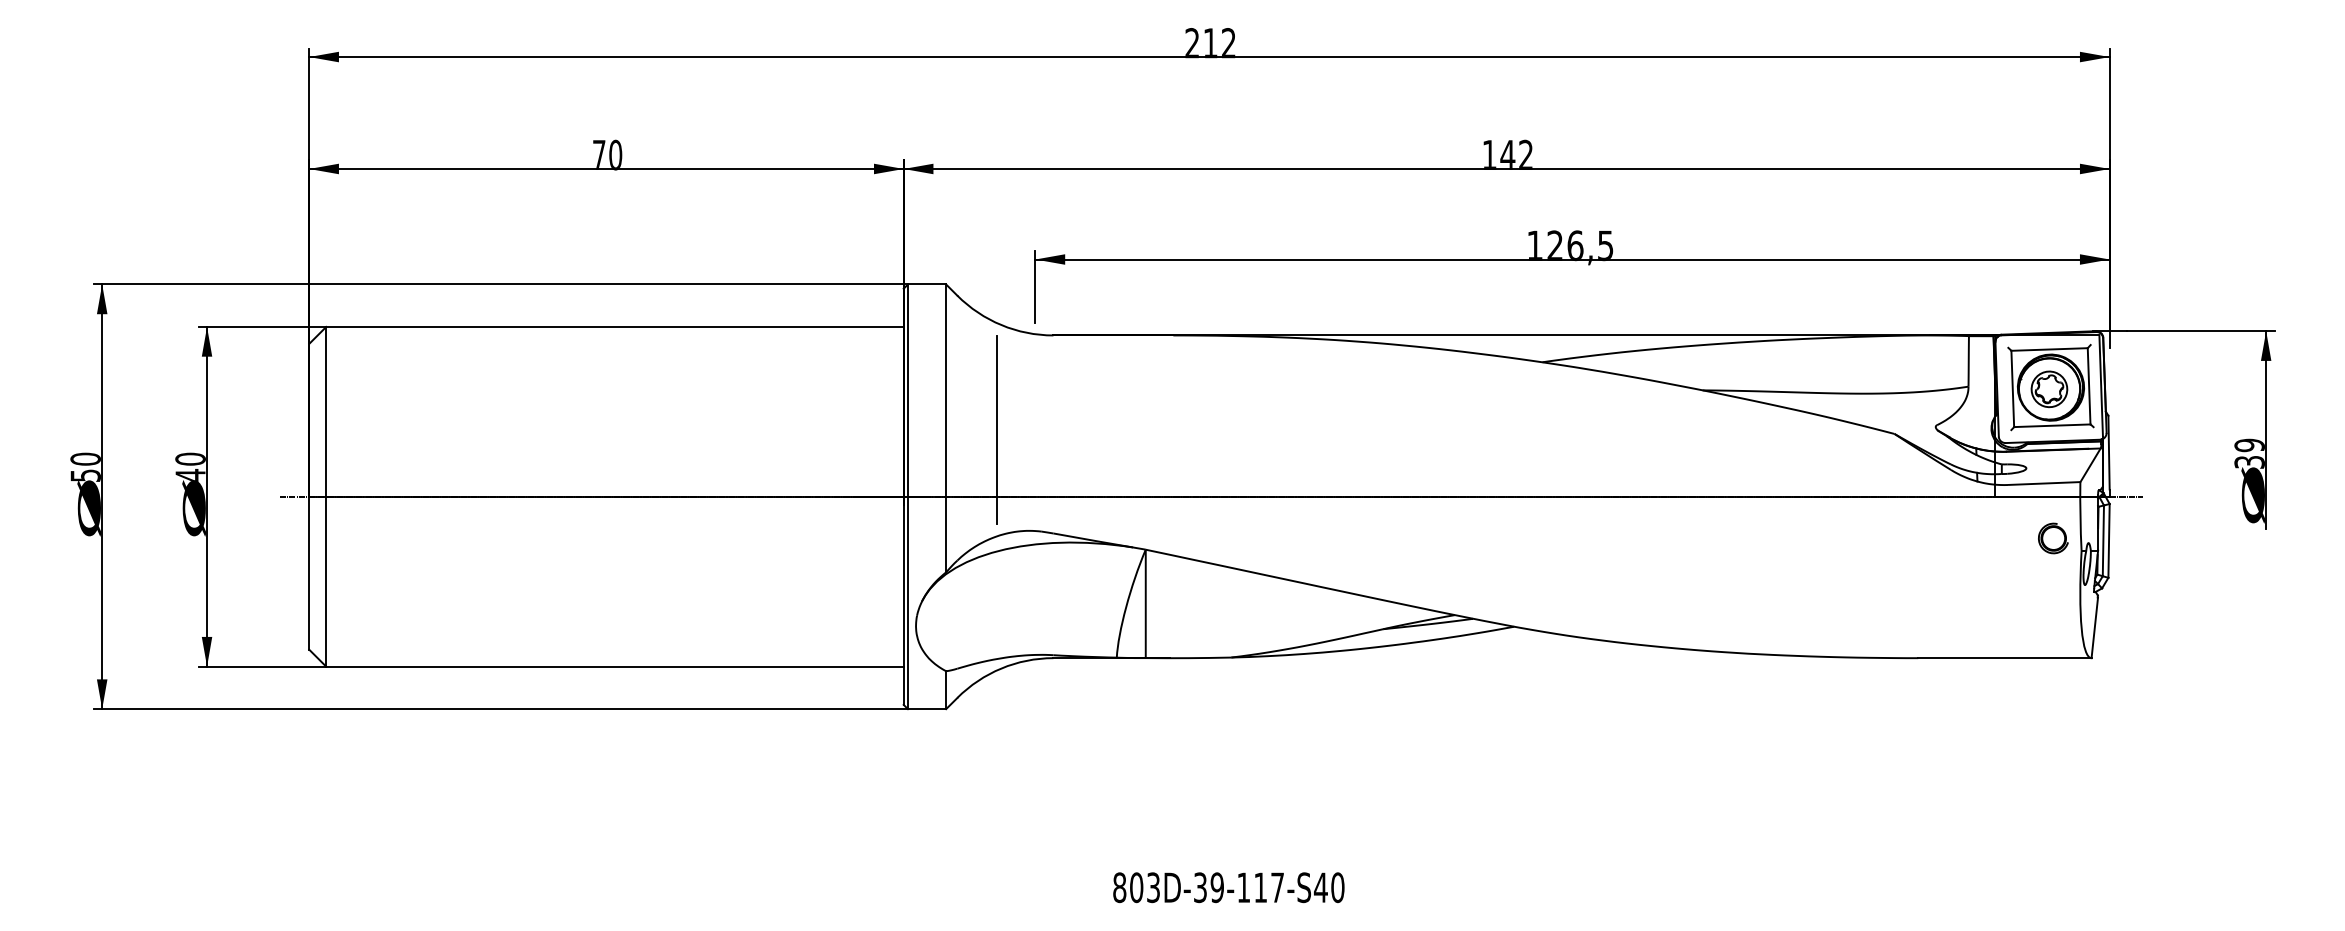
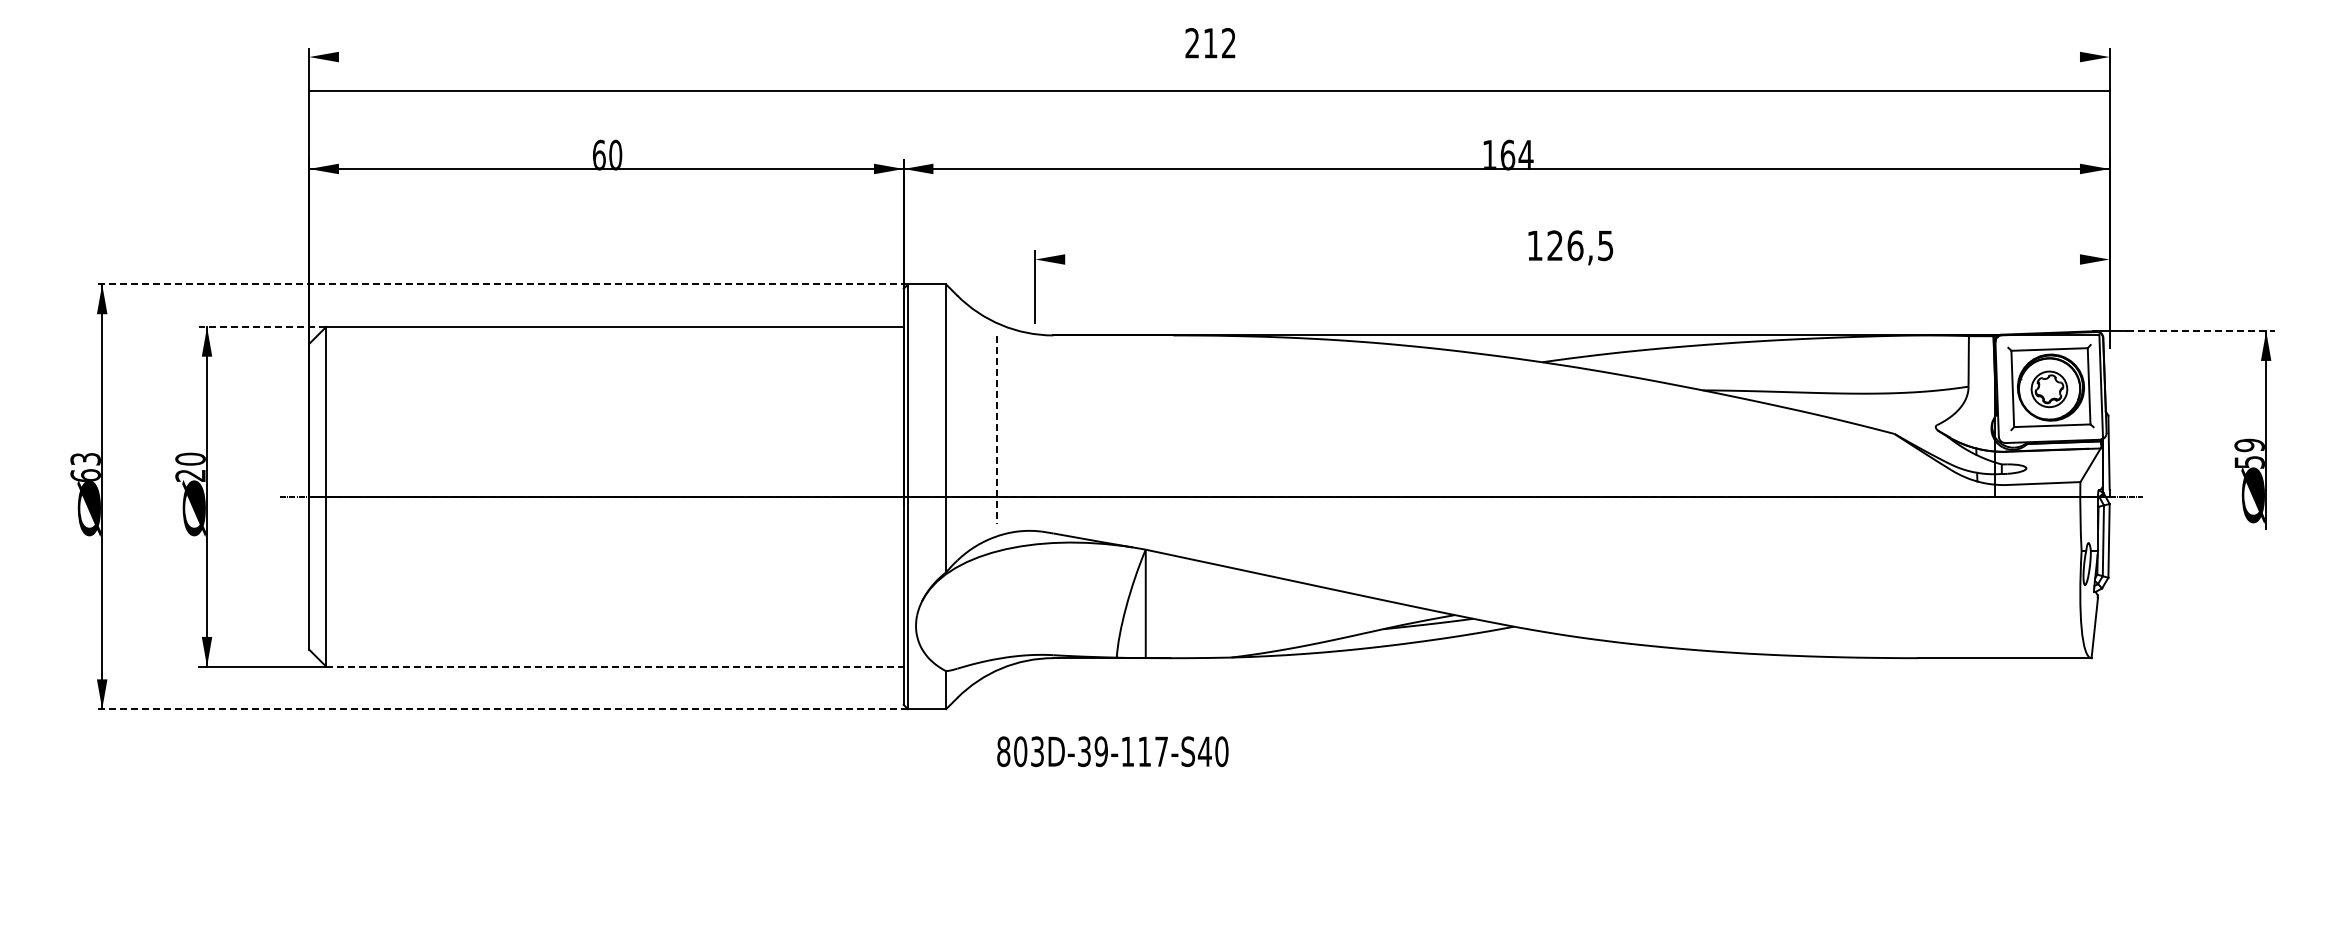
line position: (1209, 57) -> (1209, 91) (1209, 91)
text: 70 -> 60 (599, 154)
text: 142 -> 164 (1516, 154)
line: present -> none (1572, 259)
line: solid -> dashed (500, 284)
line: solid -> dashed (262, 326)
line: solid -> dashed (2201, 331)
line: solid -> dashed (997, 429)
text: 39 -> 59 (2249, 462)
text: 50 -> 63 (85, 466)
text: 40 -> 20 (190, 474)
part: present -> none (2053, 538)
line: solid -> dashed (614, 666)
line: solid -> dashed (500, 709)
text position: (1228, 887) -> (1112, 751) (1112, 751)
